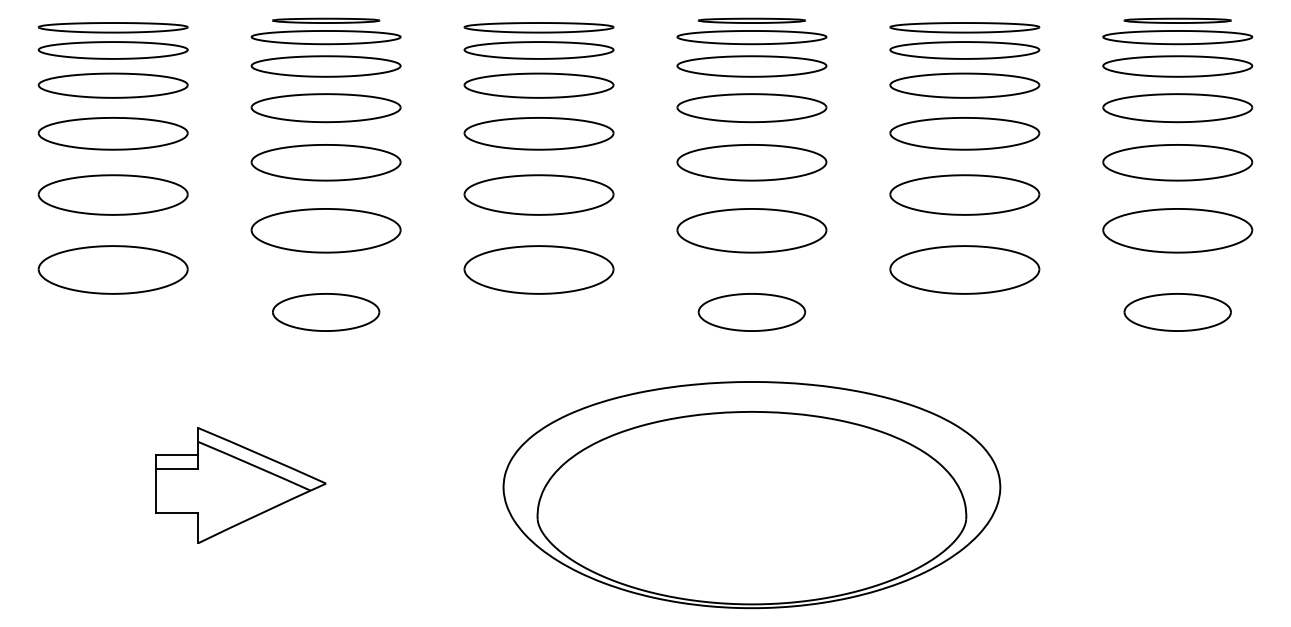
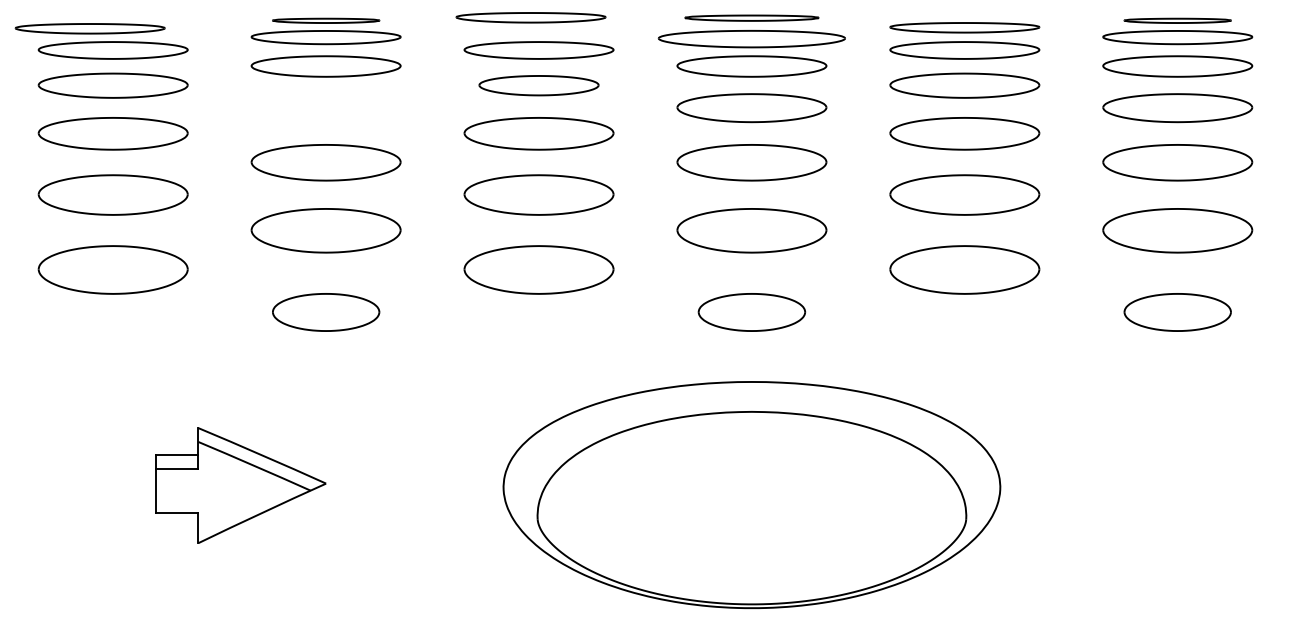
part position: (112, 27) -> (89, 28) (89, 28)
part position: (538, 27) -> (530, 17) (530, 17)
part size: 152x29 px -> 189x35 px (751, 31)
part size: 152x27 px -> 122x22 px (538, 85)
part: present -> none (325, 108)
